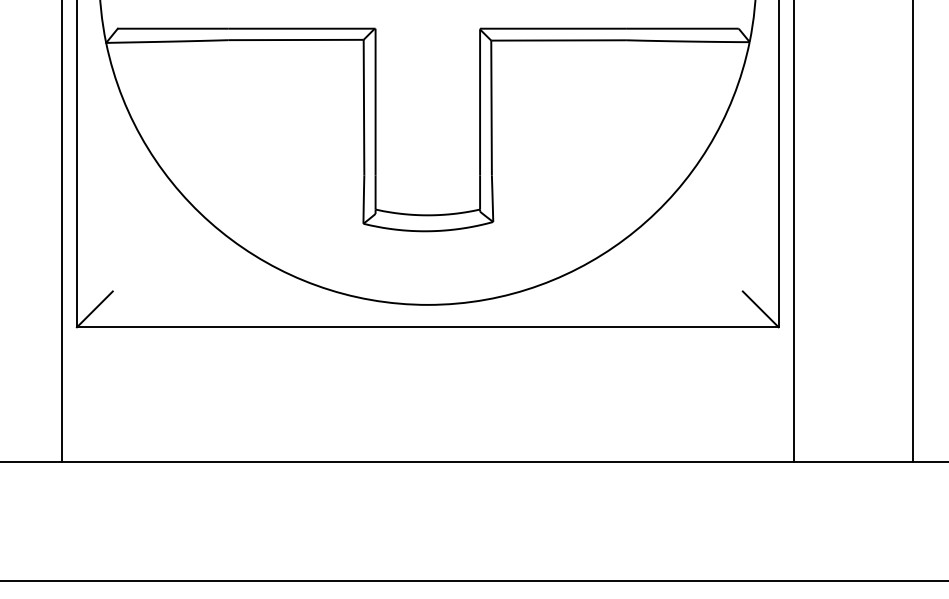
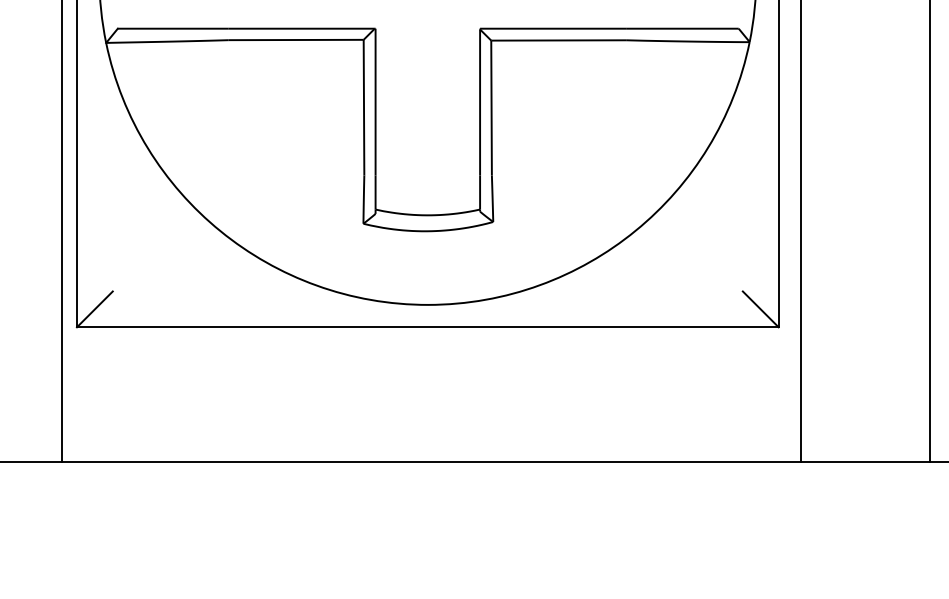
line position: (793, 231) -> (800, 231) (800, 231)
line position: (913, 231) -> (930, 231) (930, 231)
line: present -> none (473, 581)
